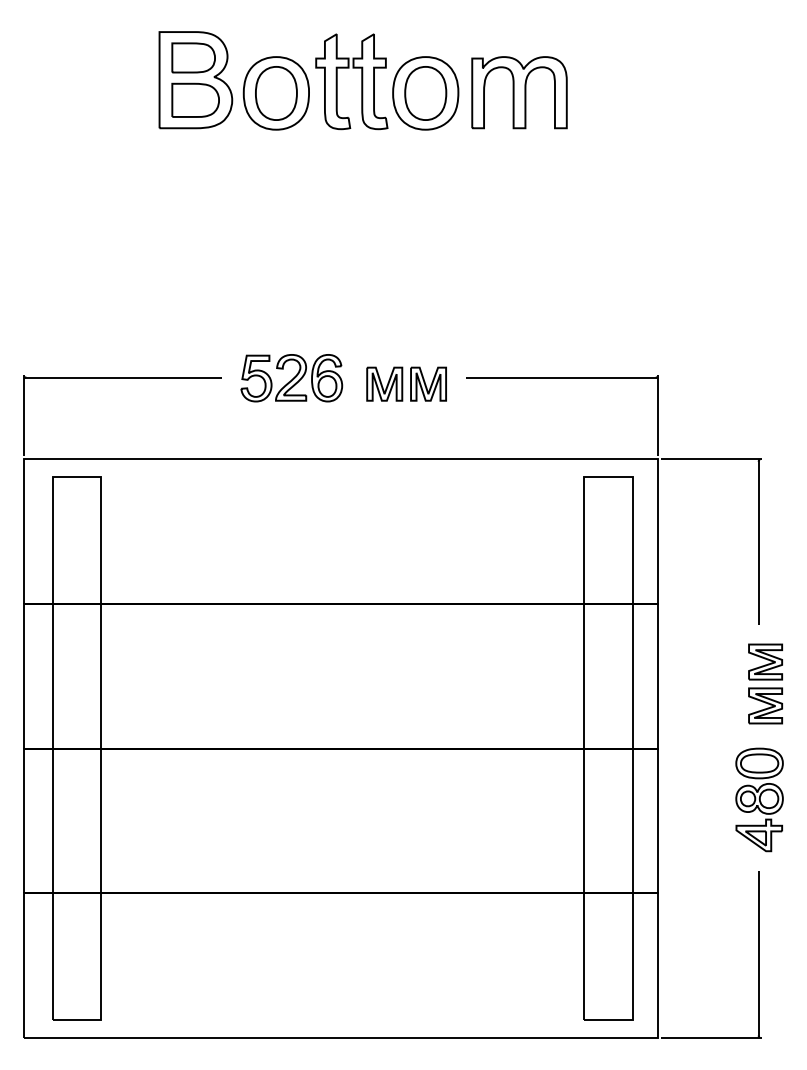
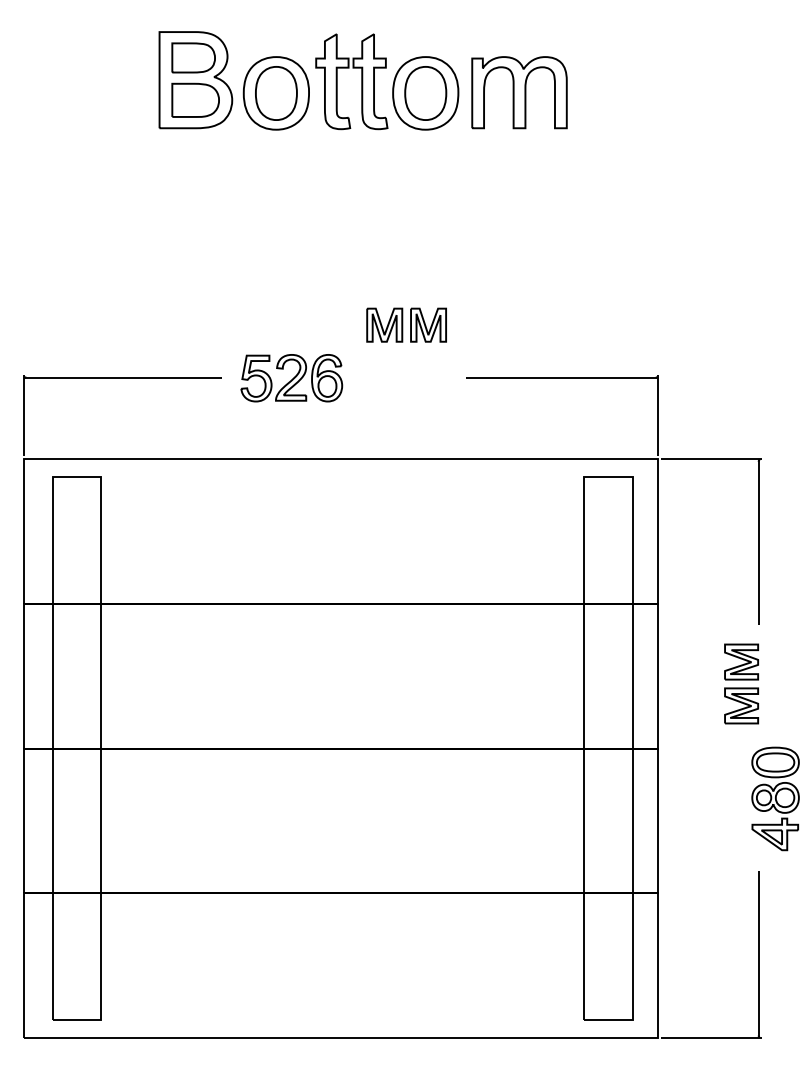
part position: (406, 383) -> (406, 324) (406, 324)
part position: (765, 683) -> (741, 683) (741, 683)
part position: (759, 799) -> (775, 798) (775, 798)
